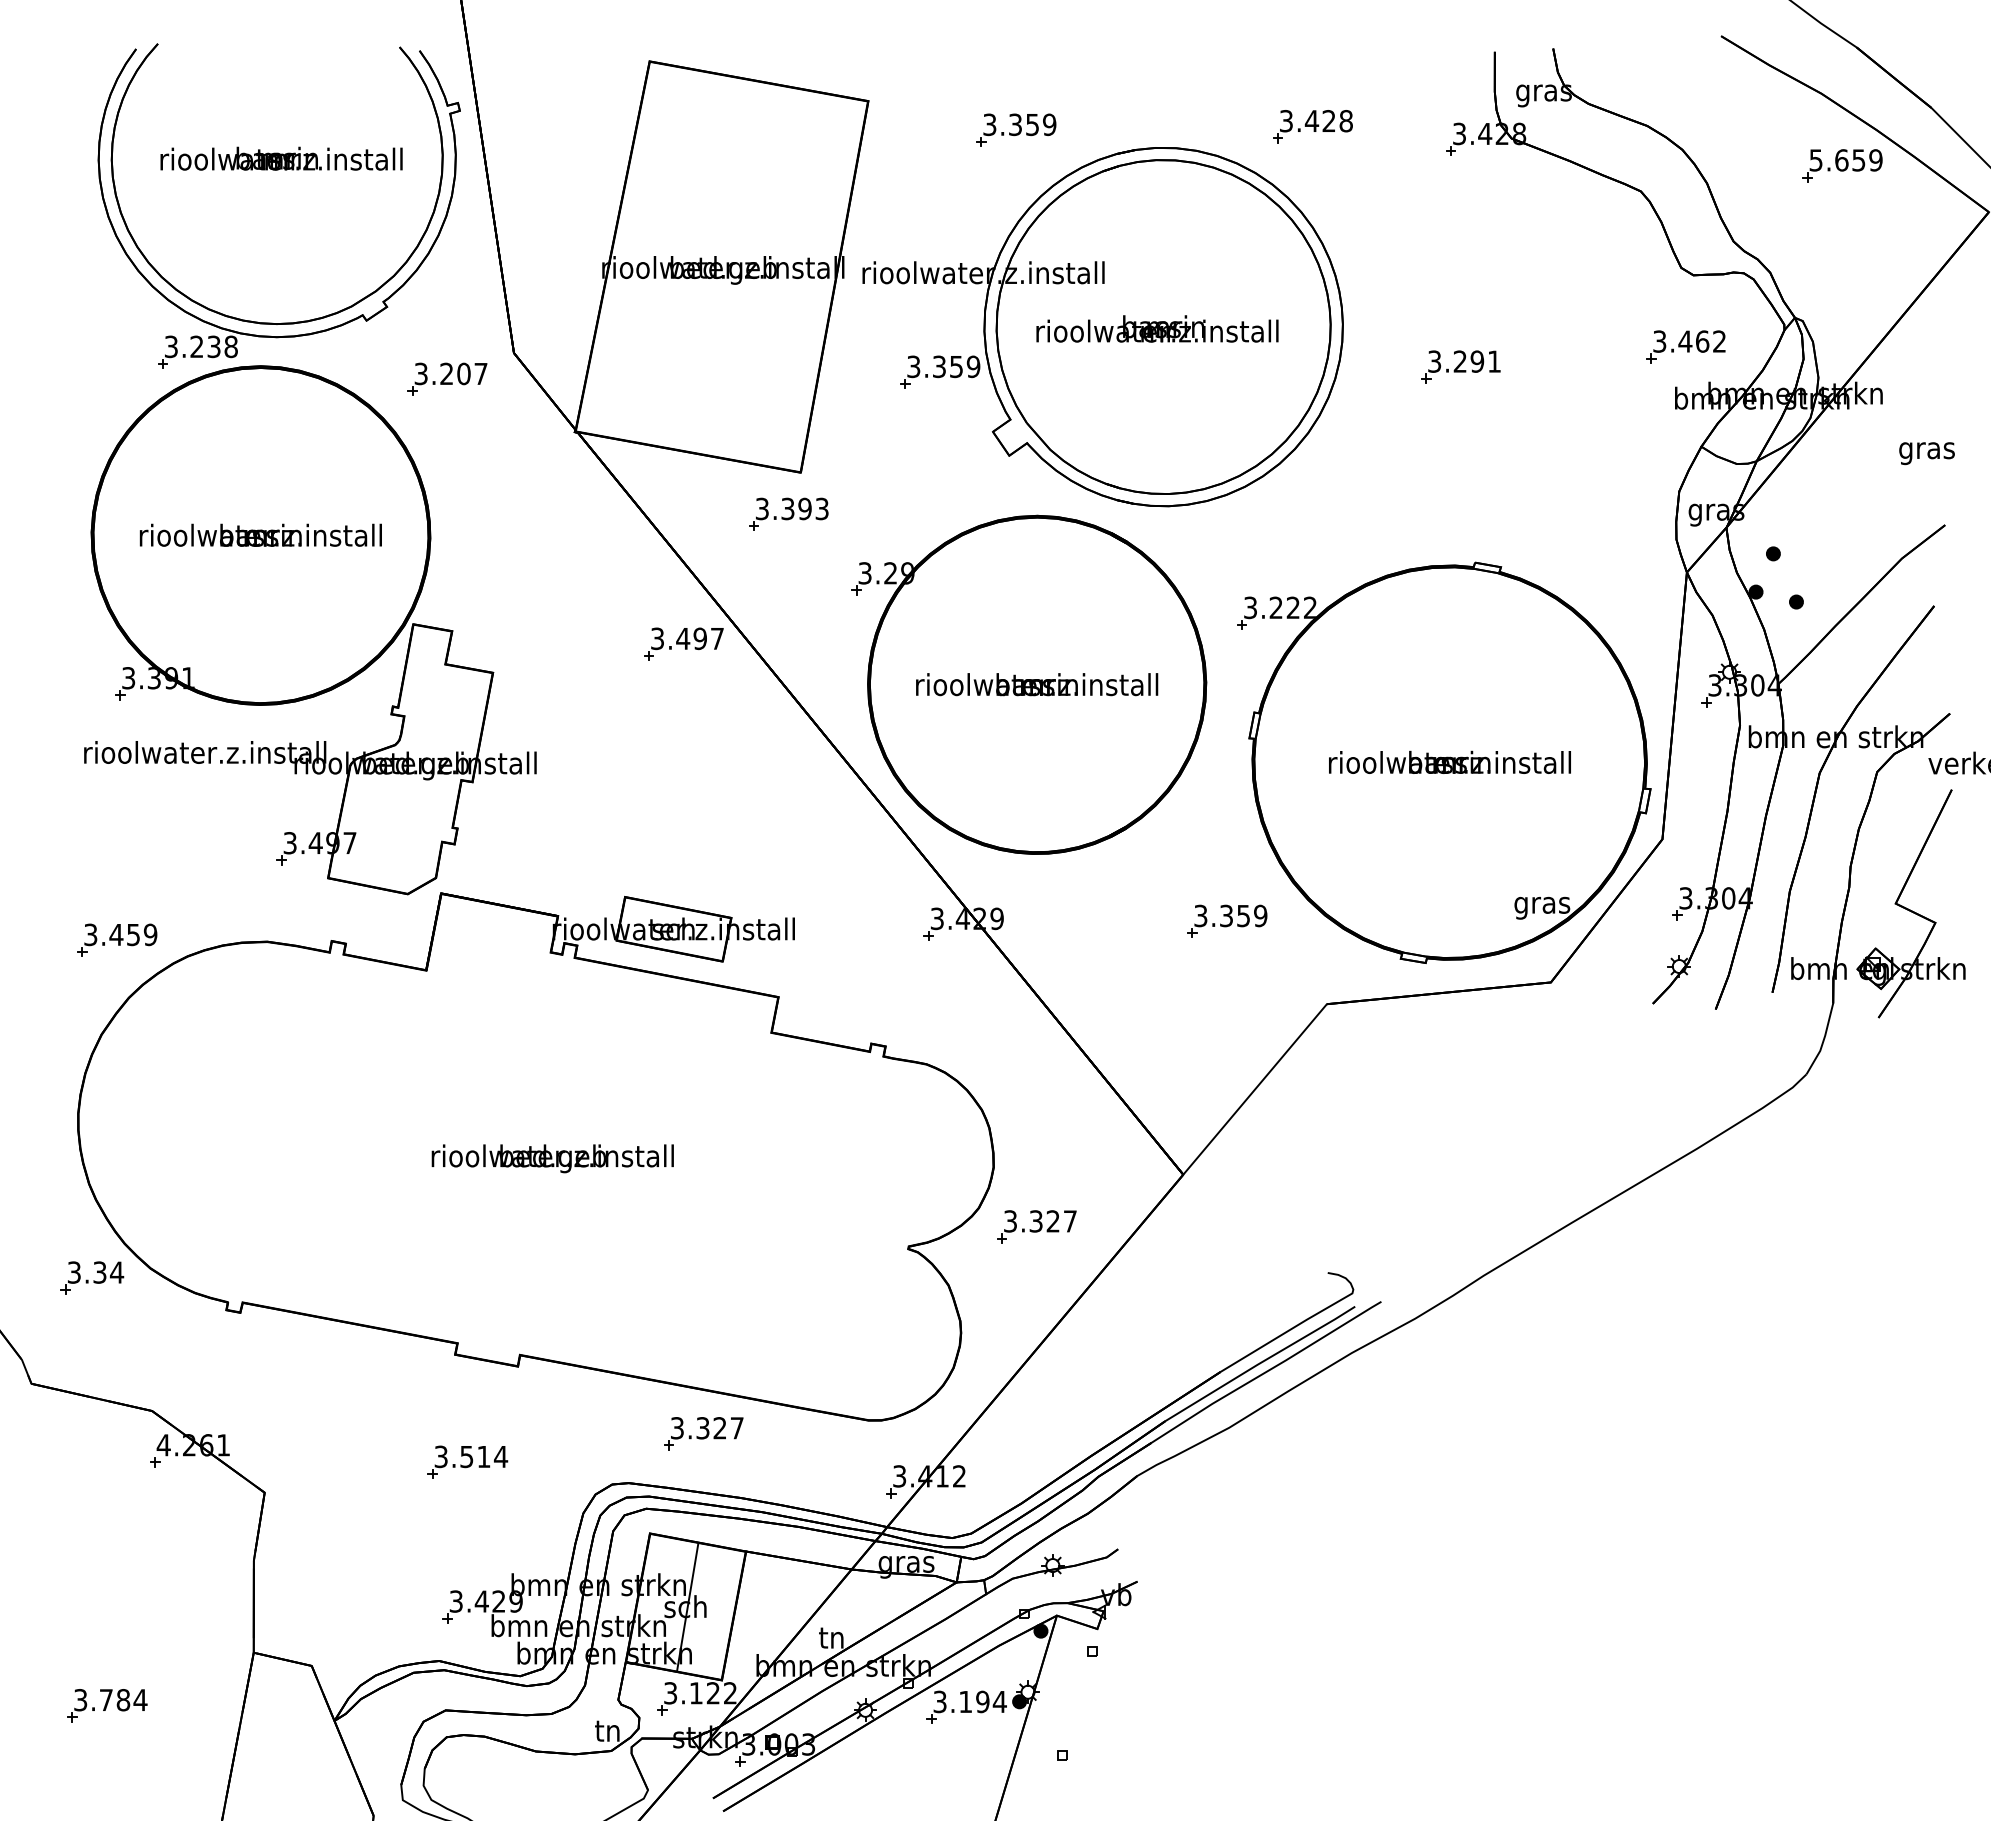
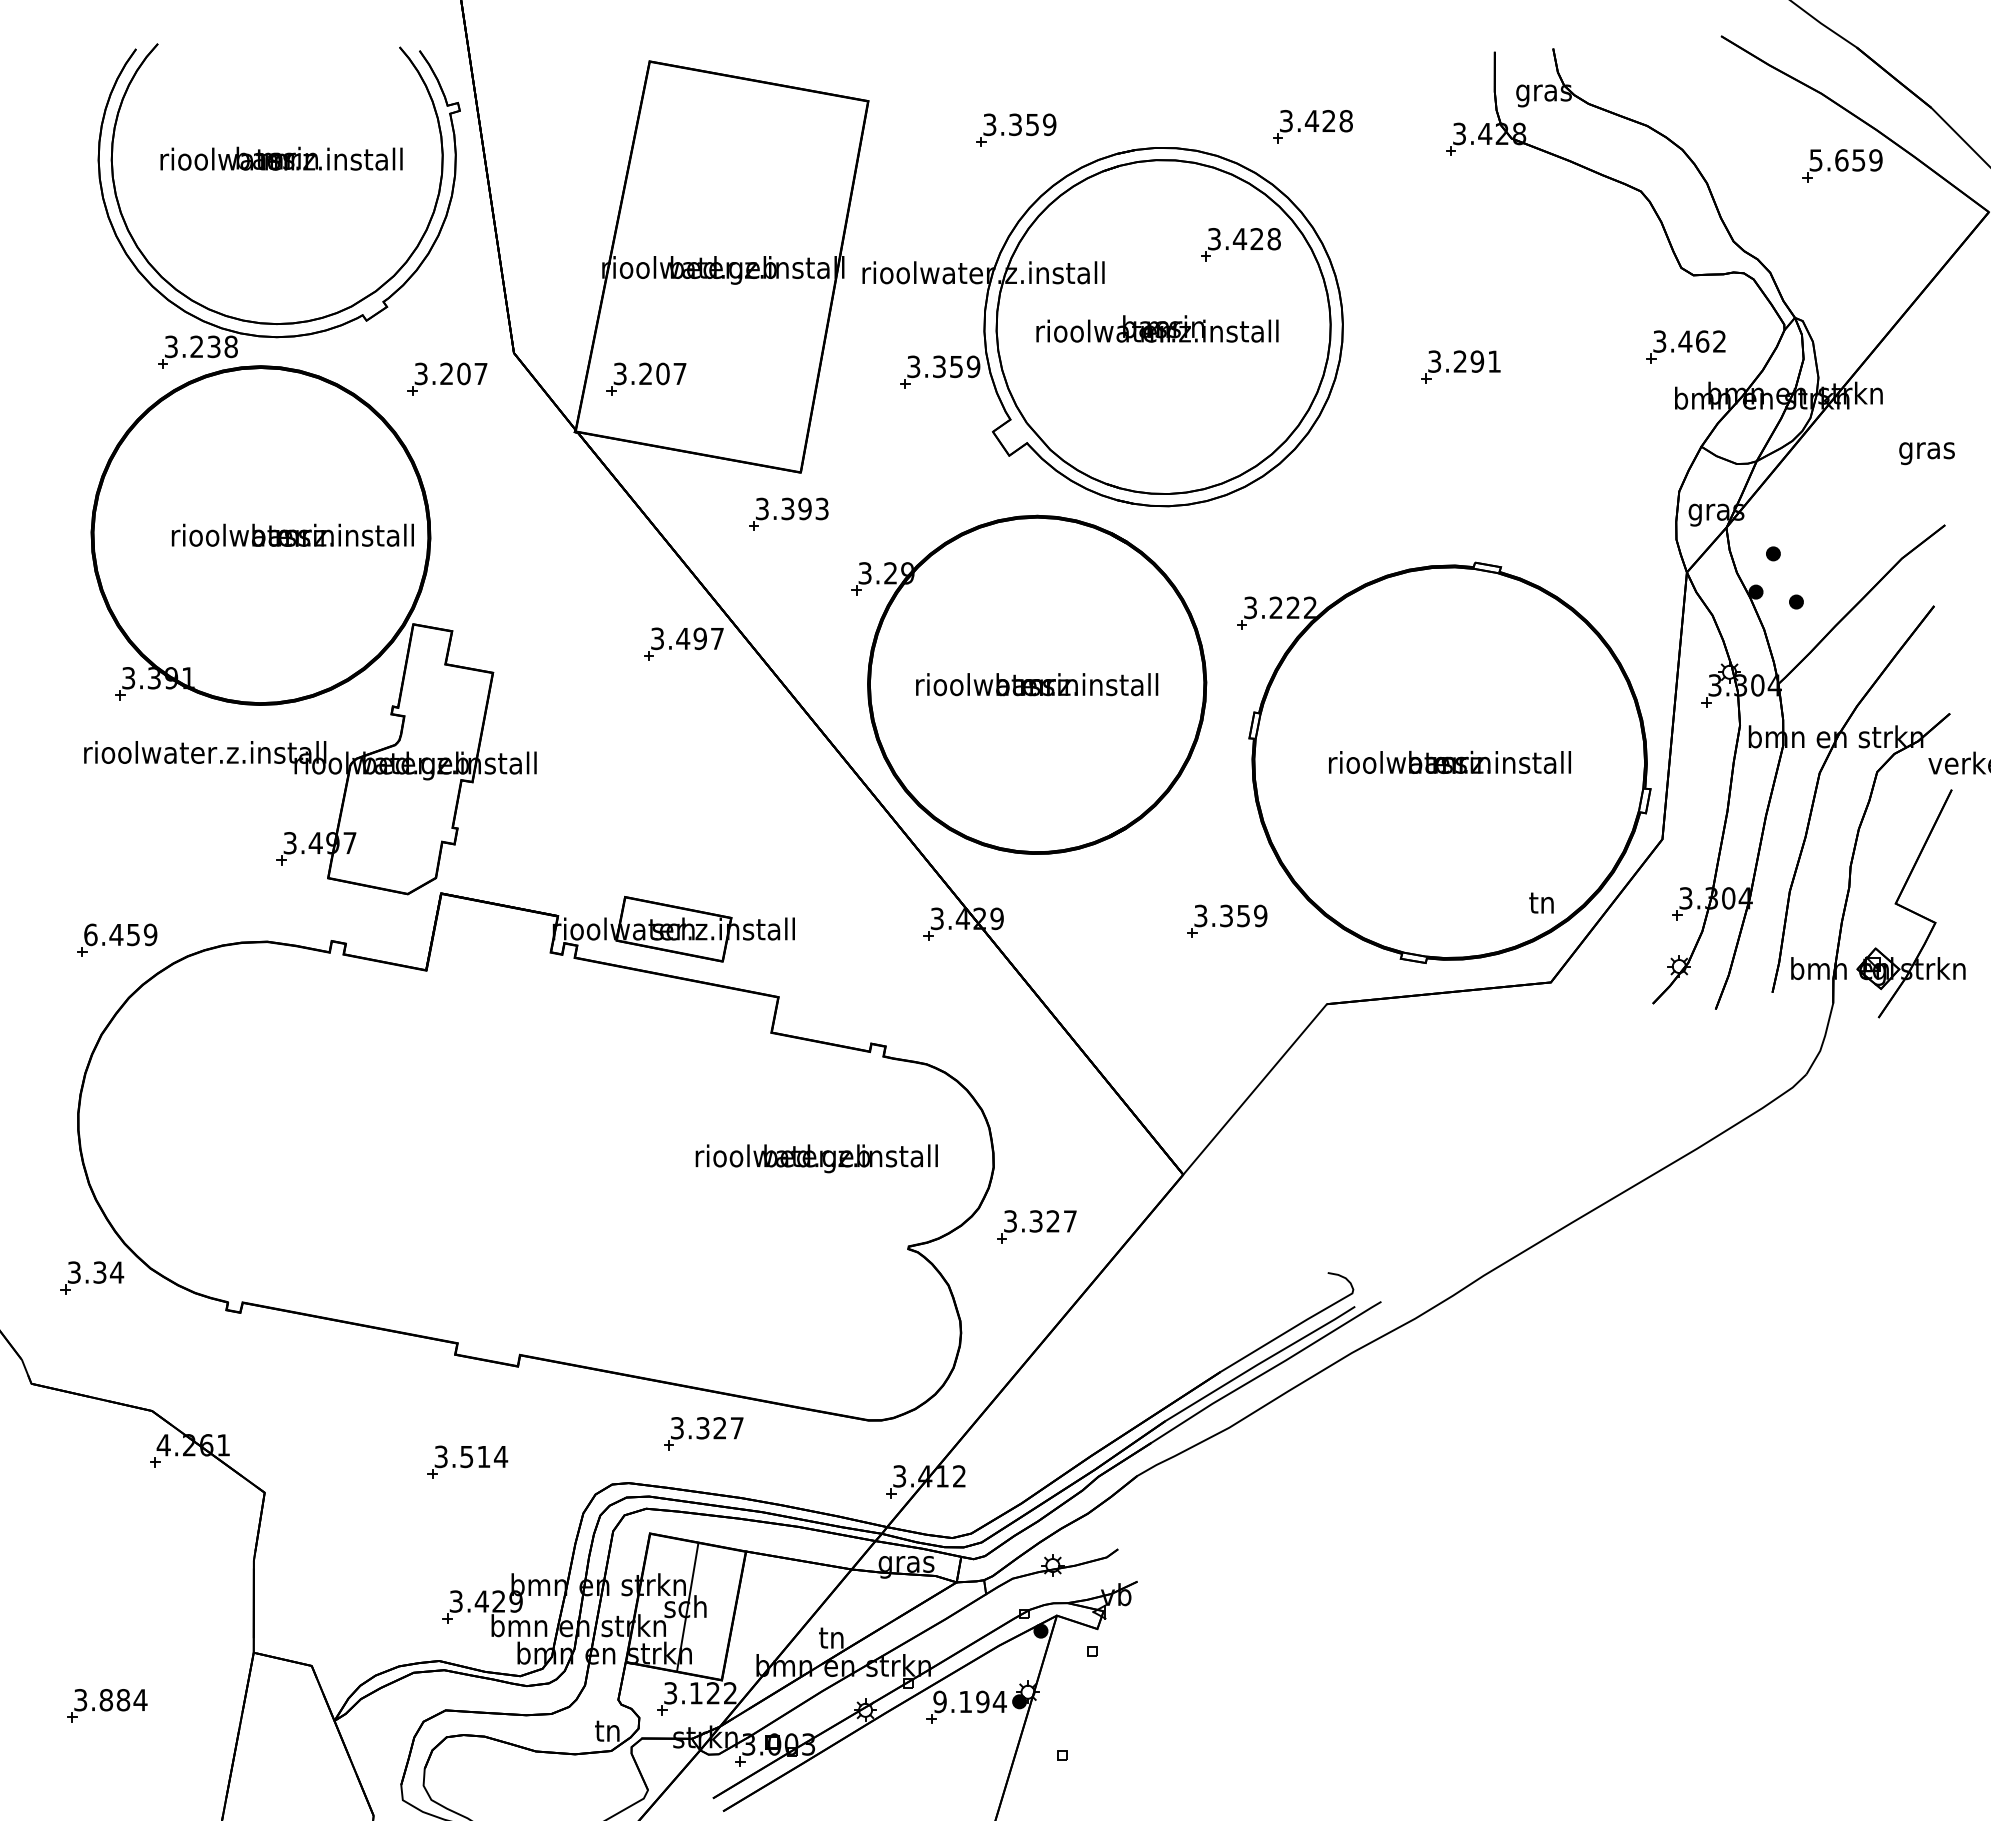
part: none -> present (1240, 244)
part: none -> present (646, 378)
text position: (260, 534) -> (292, 534) (292, 534)
text: gras -> tn (1542, 905)
text: 3.459 -> 6.459 (90, 934)
text position: (552, 1158) -> (816, 1158) (816, 1158)
text: 3.784 -> 3.884 (106, 1700)
text: 3.194 -> 9.194 (939, 1701)
